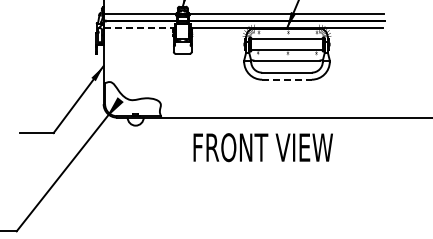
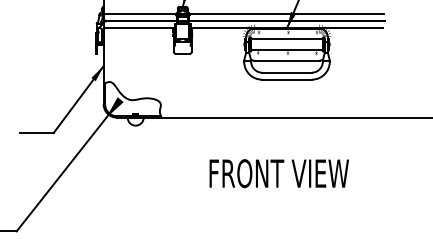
line: dashed -> solid (139, 27)
line: dashed -> solid (287, 79)
text position: (262, 147) -> (278, 173) (278, 173)
